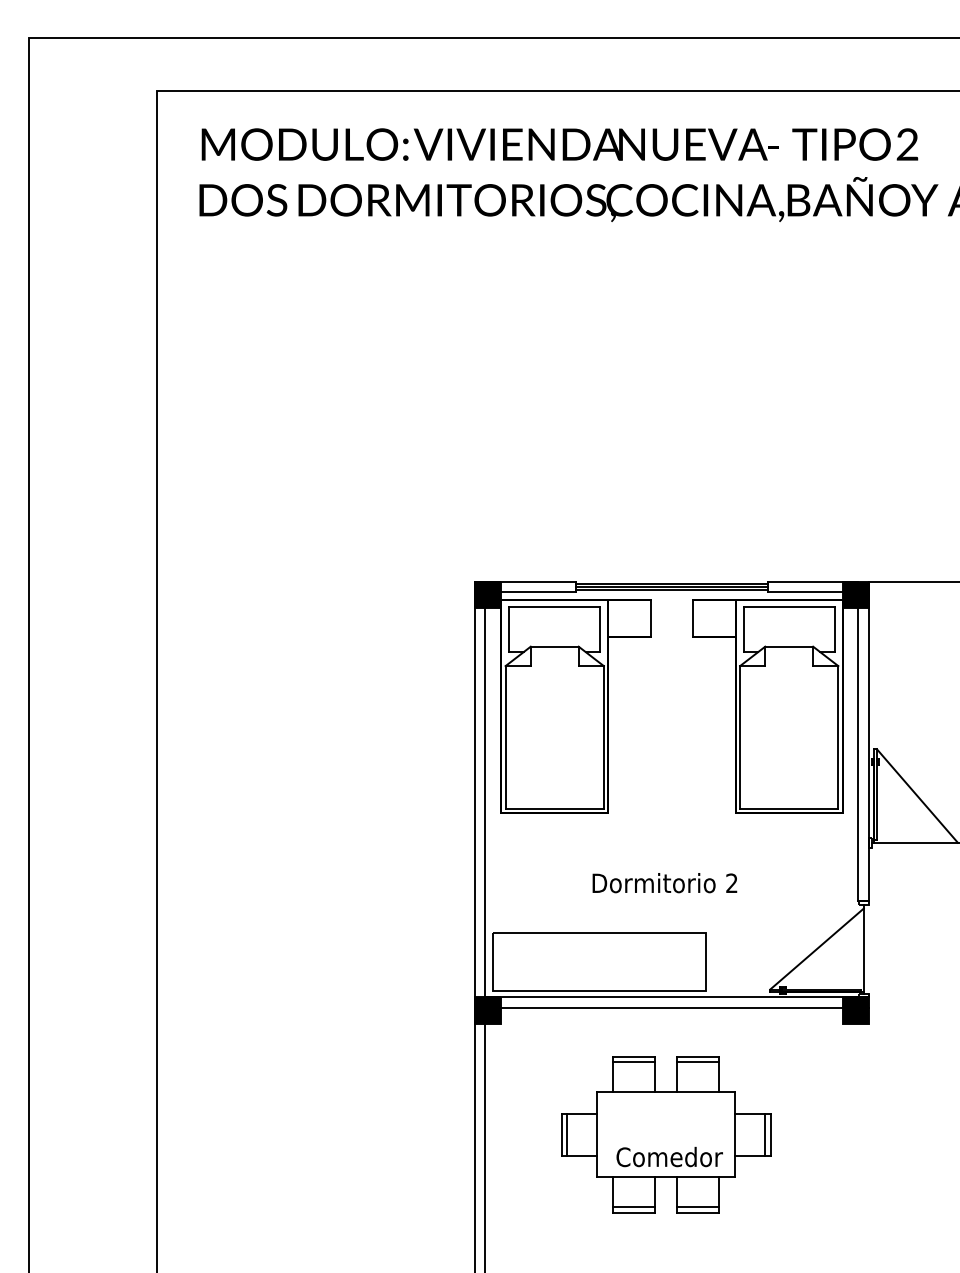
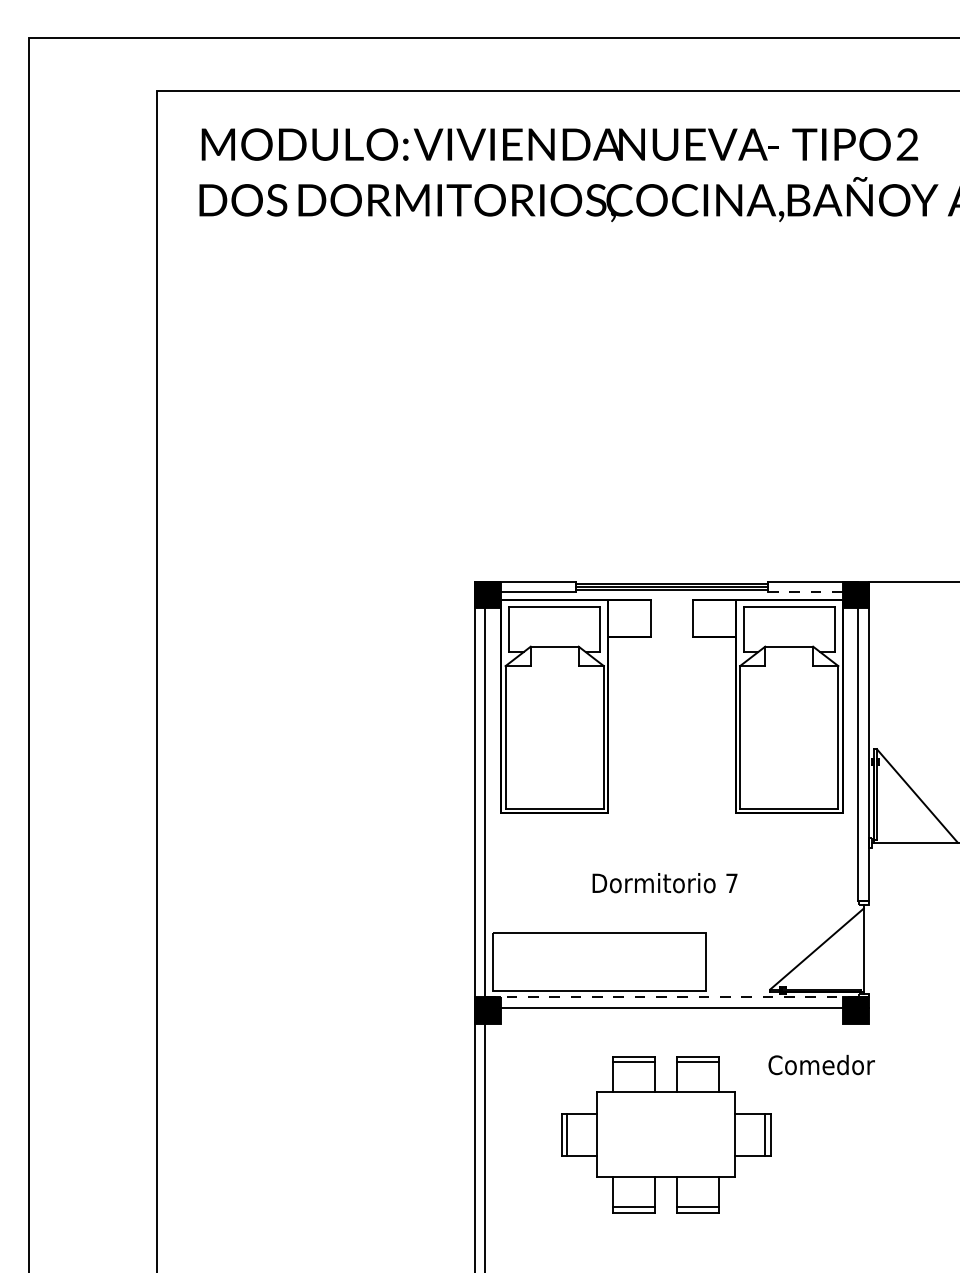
line: solid -> dashed (805, 592)
text: 2 -> 7 (731, 882)
line: solid -> dashed (677, 997)
text position: (669, 1156) -> (821, 1064) (821, 1064)
